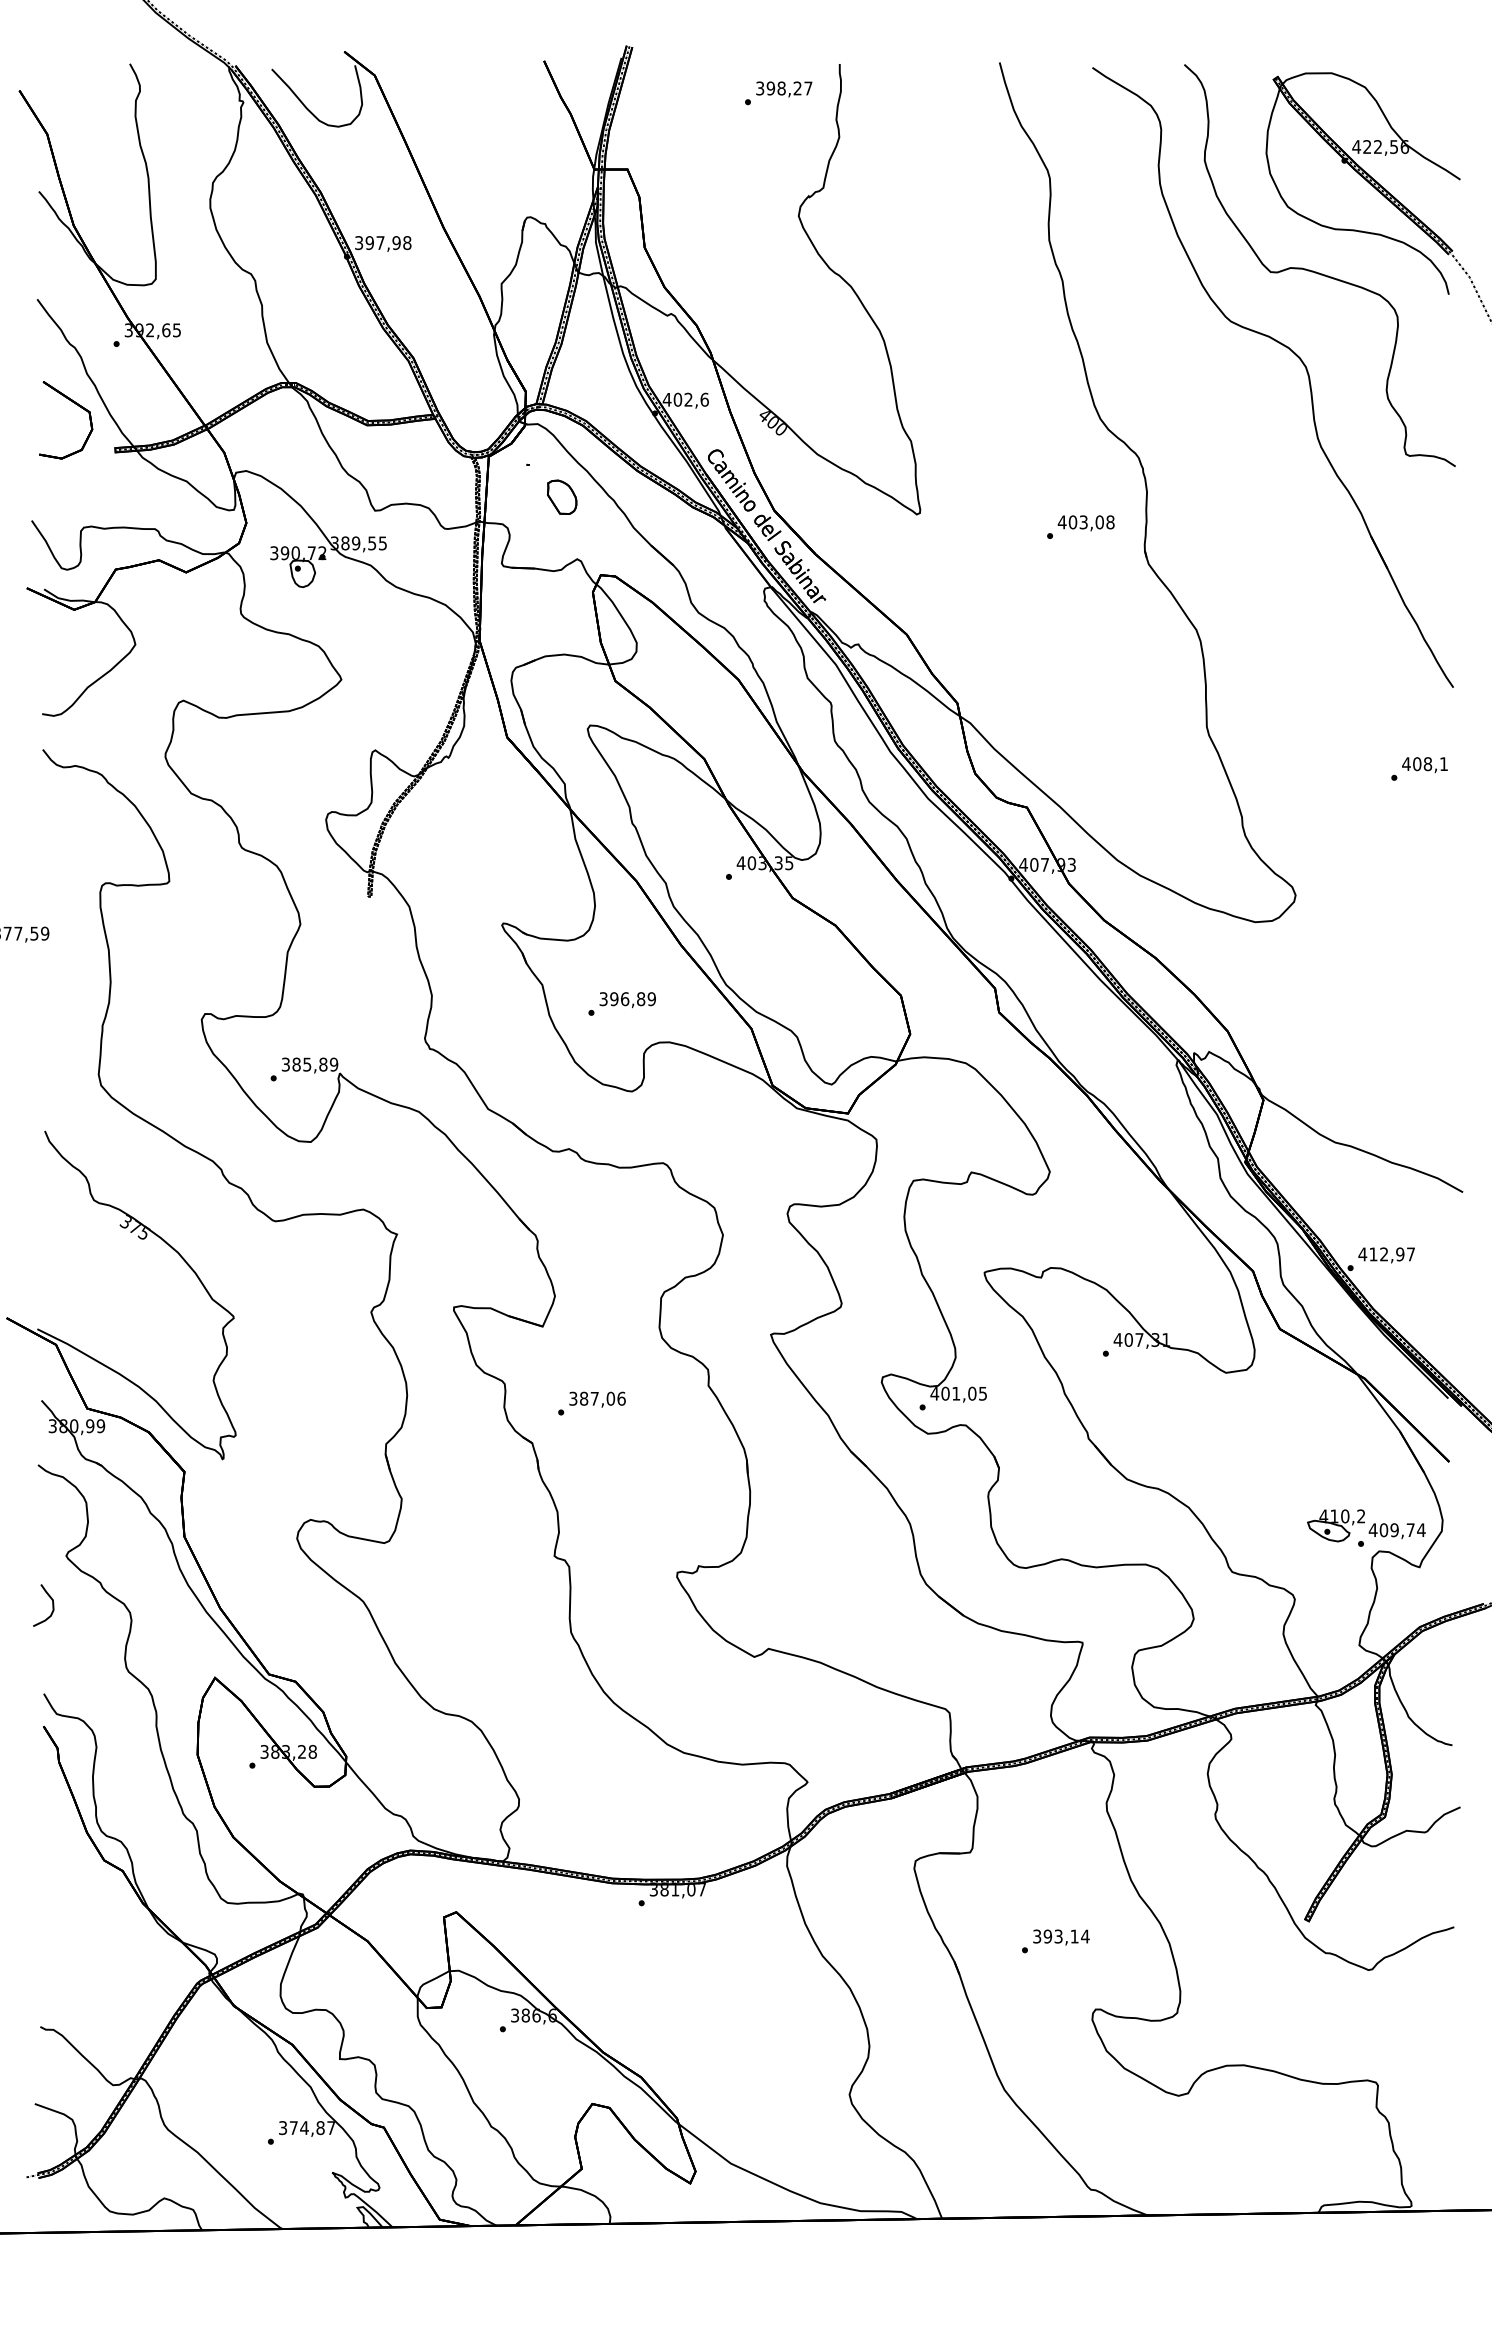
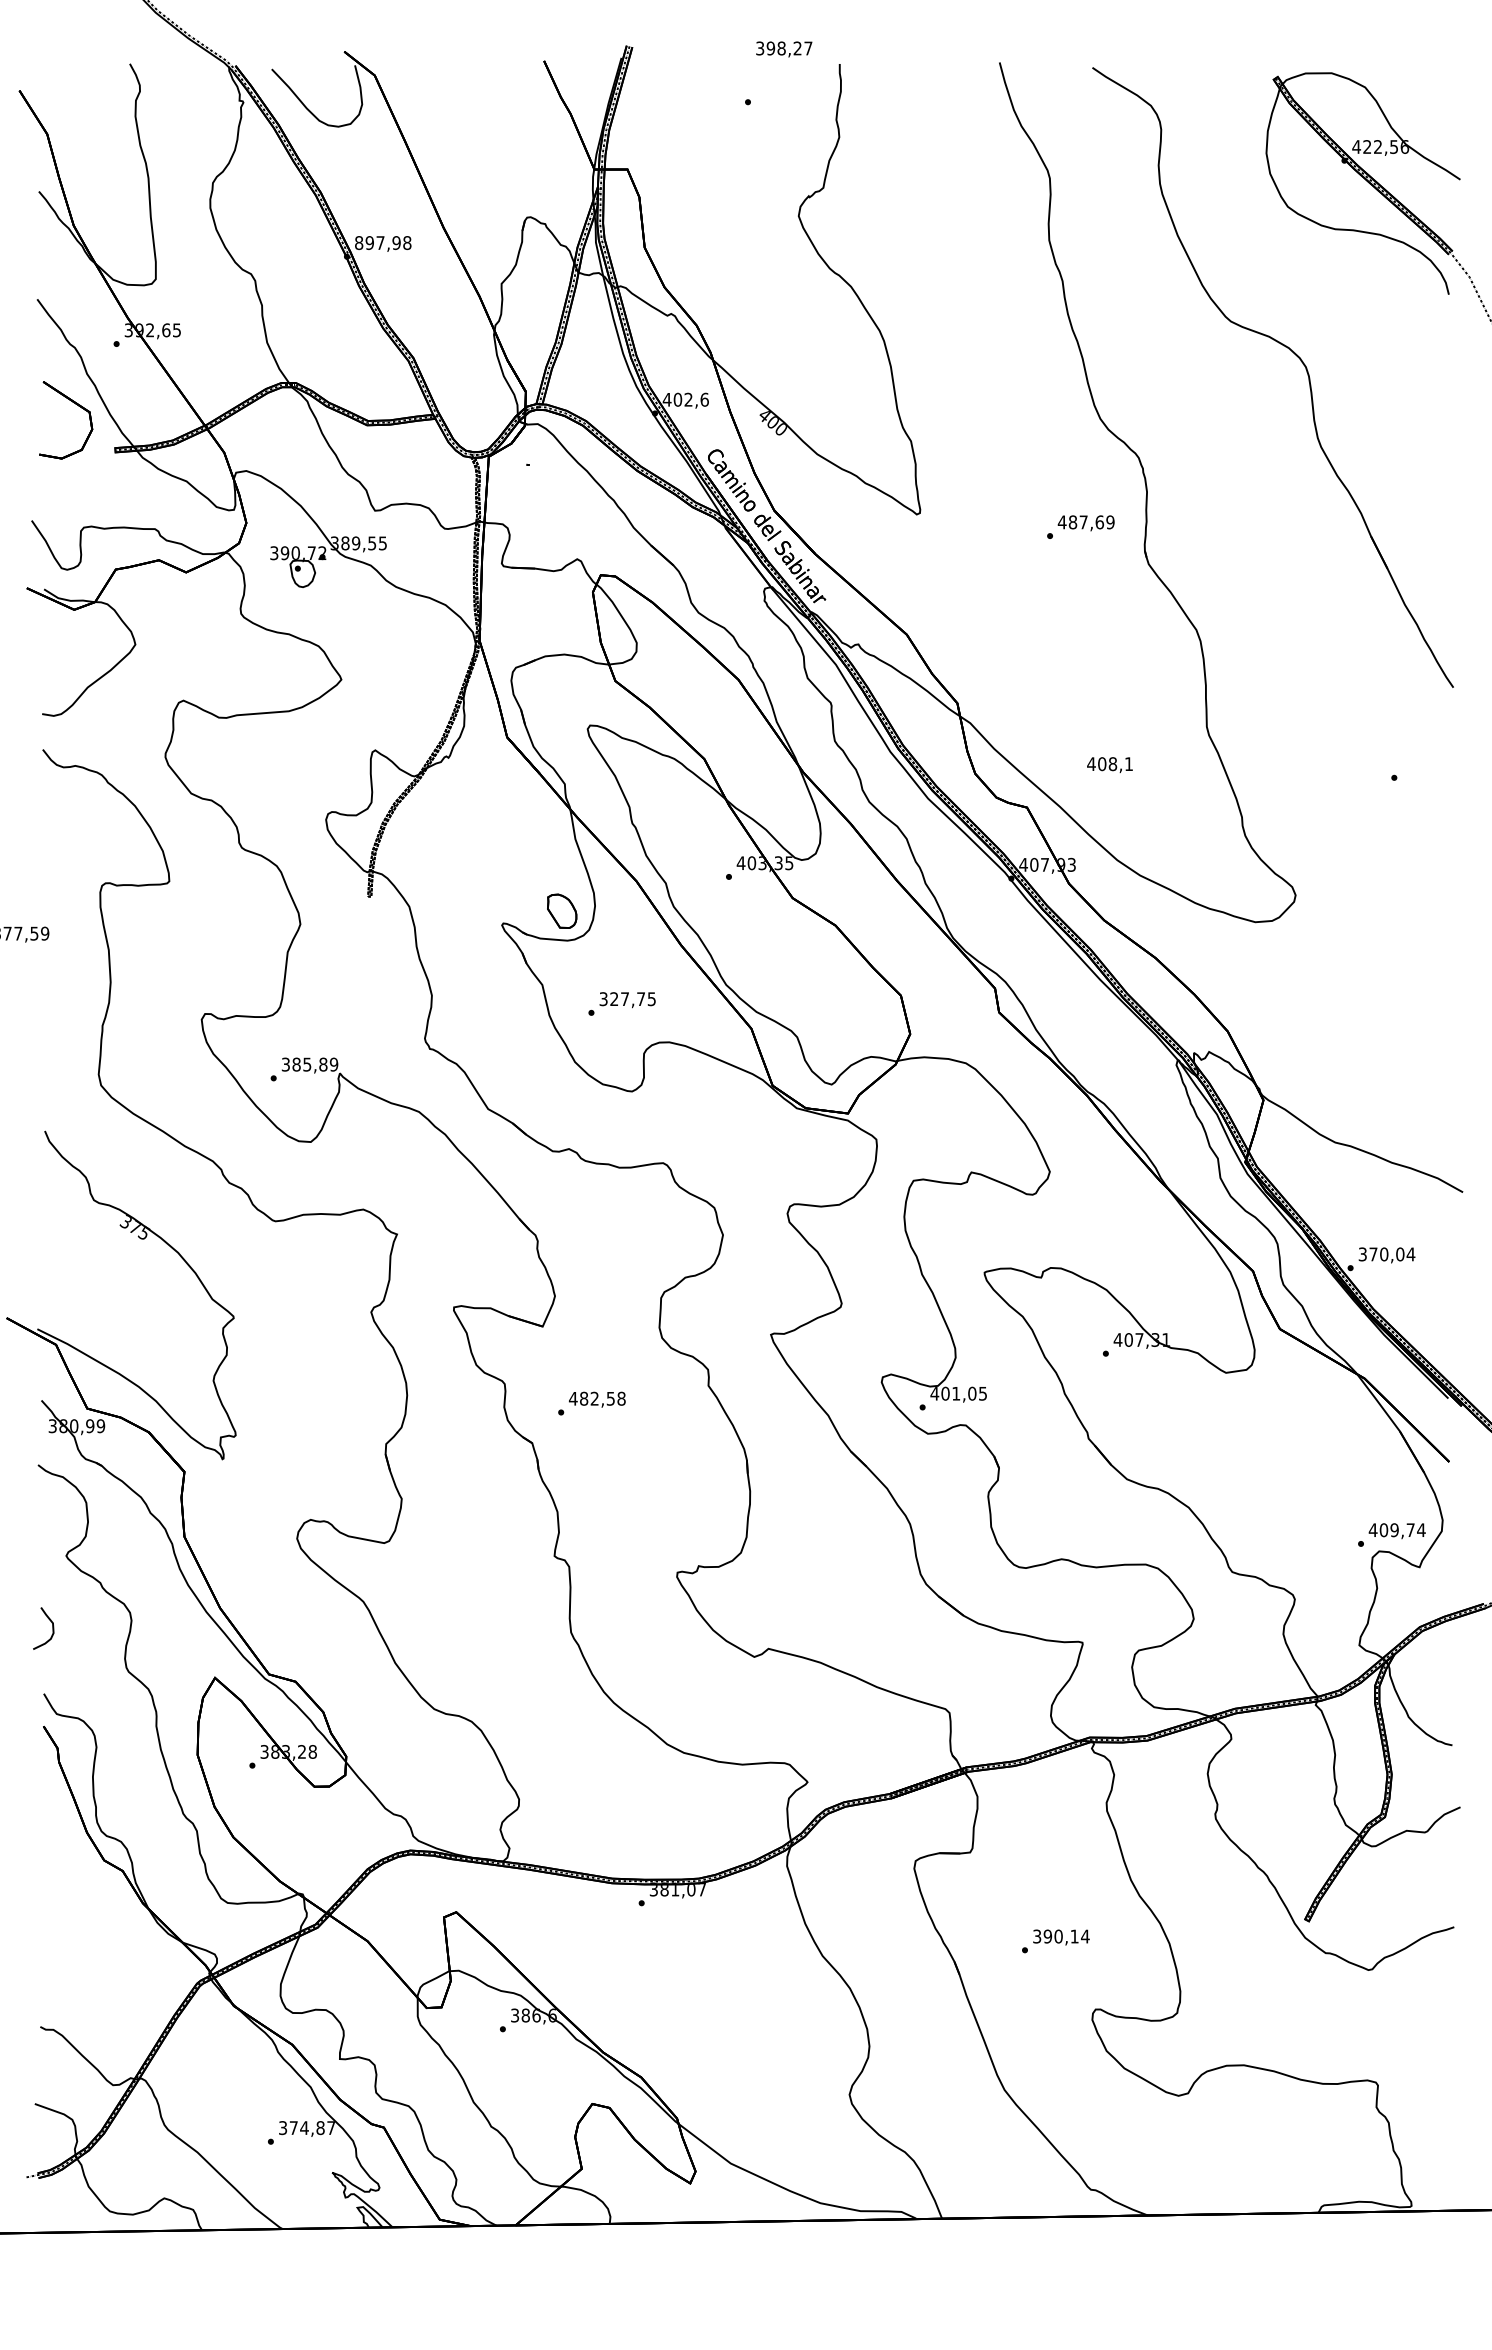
text position: (784, 89) -> (784, 49) (784, 49)
text: 397,98 -> 897,98 (359, 242)
curve: present -> none (1316, 271)
part position: (562, 496) -> (562, 910) (562, 910)
text: 403,08 -> 487,69 (1091, 522)
text position: (1424, 764) -> (1109, 764) (1109, 764)
text: 396,89 -> 327,75 (632, 999)
text: 412,97 -> 370,04 (1386, 1254)
text: 387,06 -> 482,58 (596, 1398)
part: present -> none (1335, 1525)
curve position: (52, 1605) -> (52, 1628) (52, 1628)
text: 393,14 -> 390,14 (1058, 1936)
